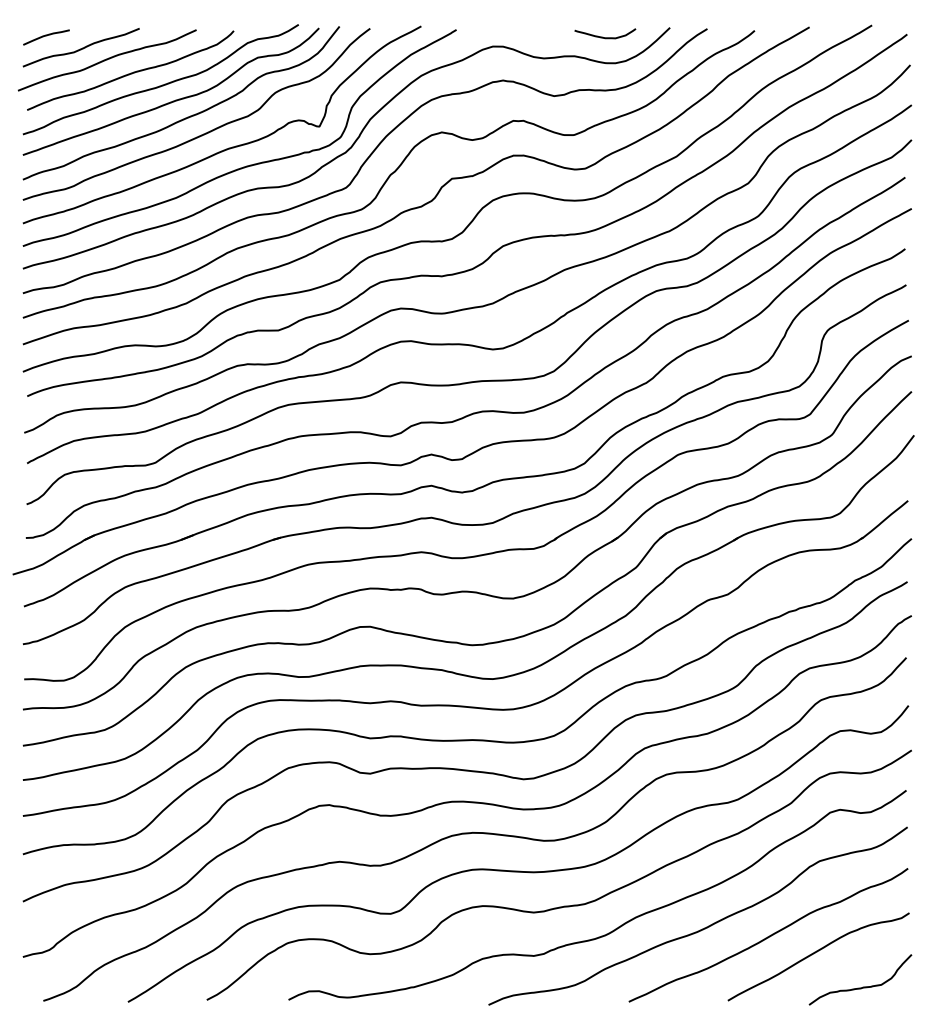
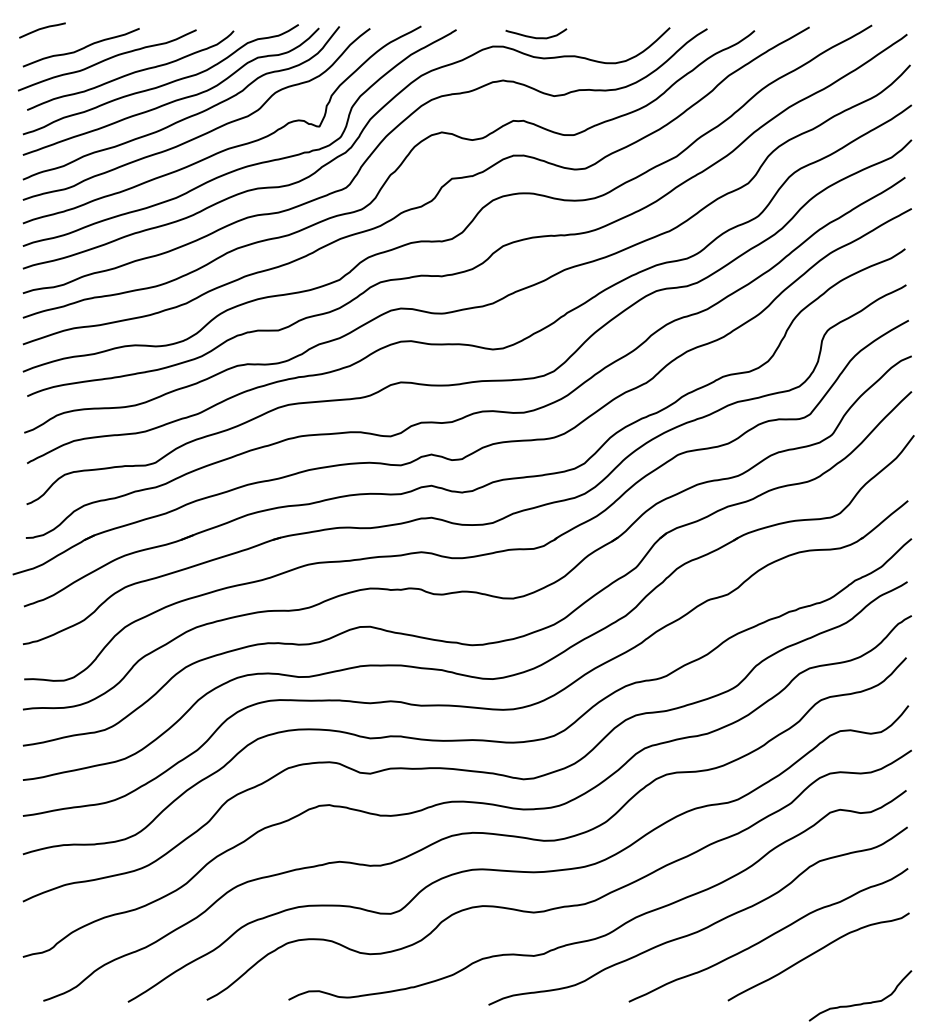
curve position: (46, 36) -> (42, 29) (42, 29)
curve position: (605, 37) -> (536, 37) (536, 37)
curve position: (862, 986) -> (862, 1002) (862, 1002)
